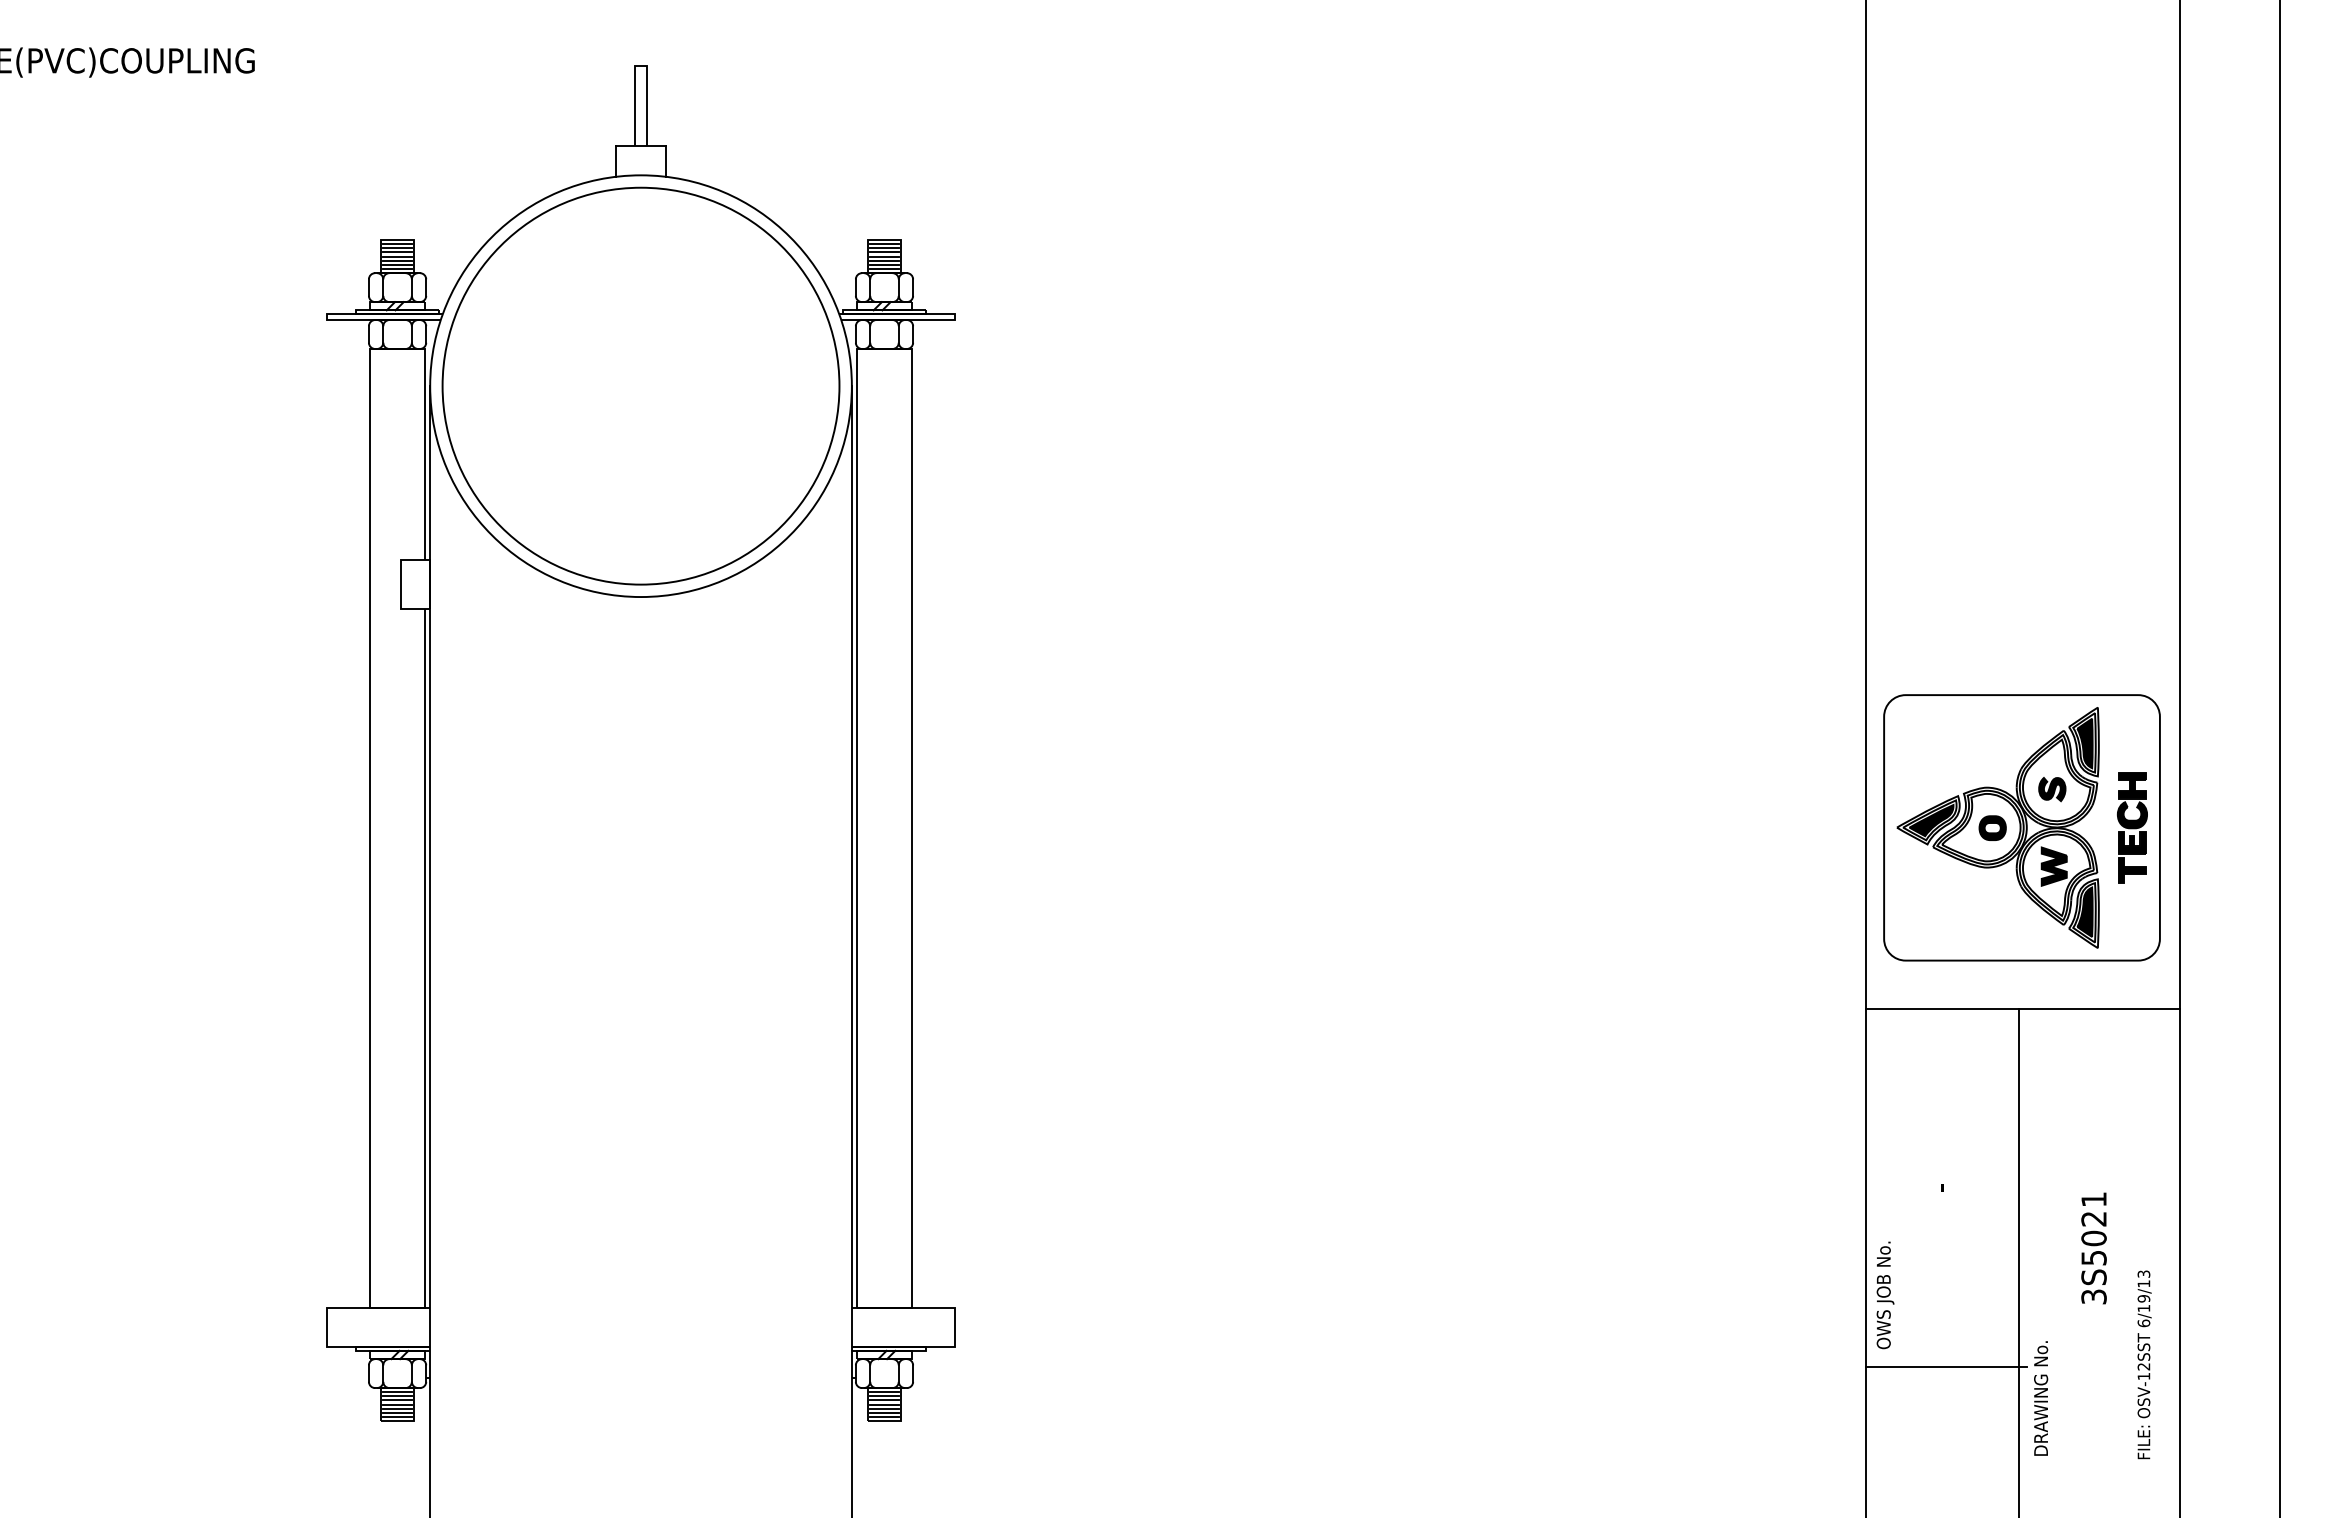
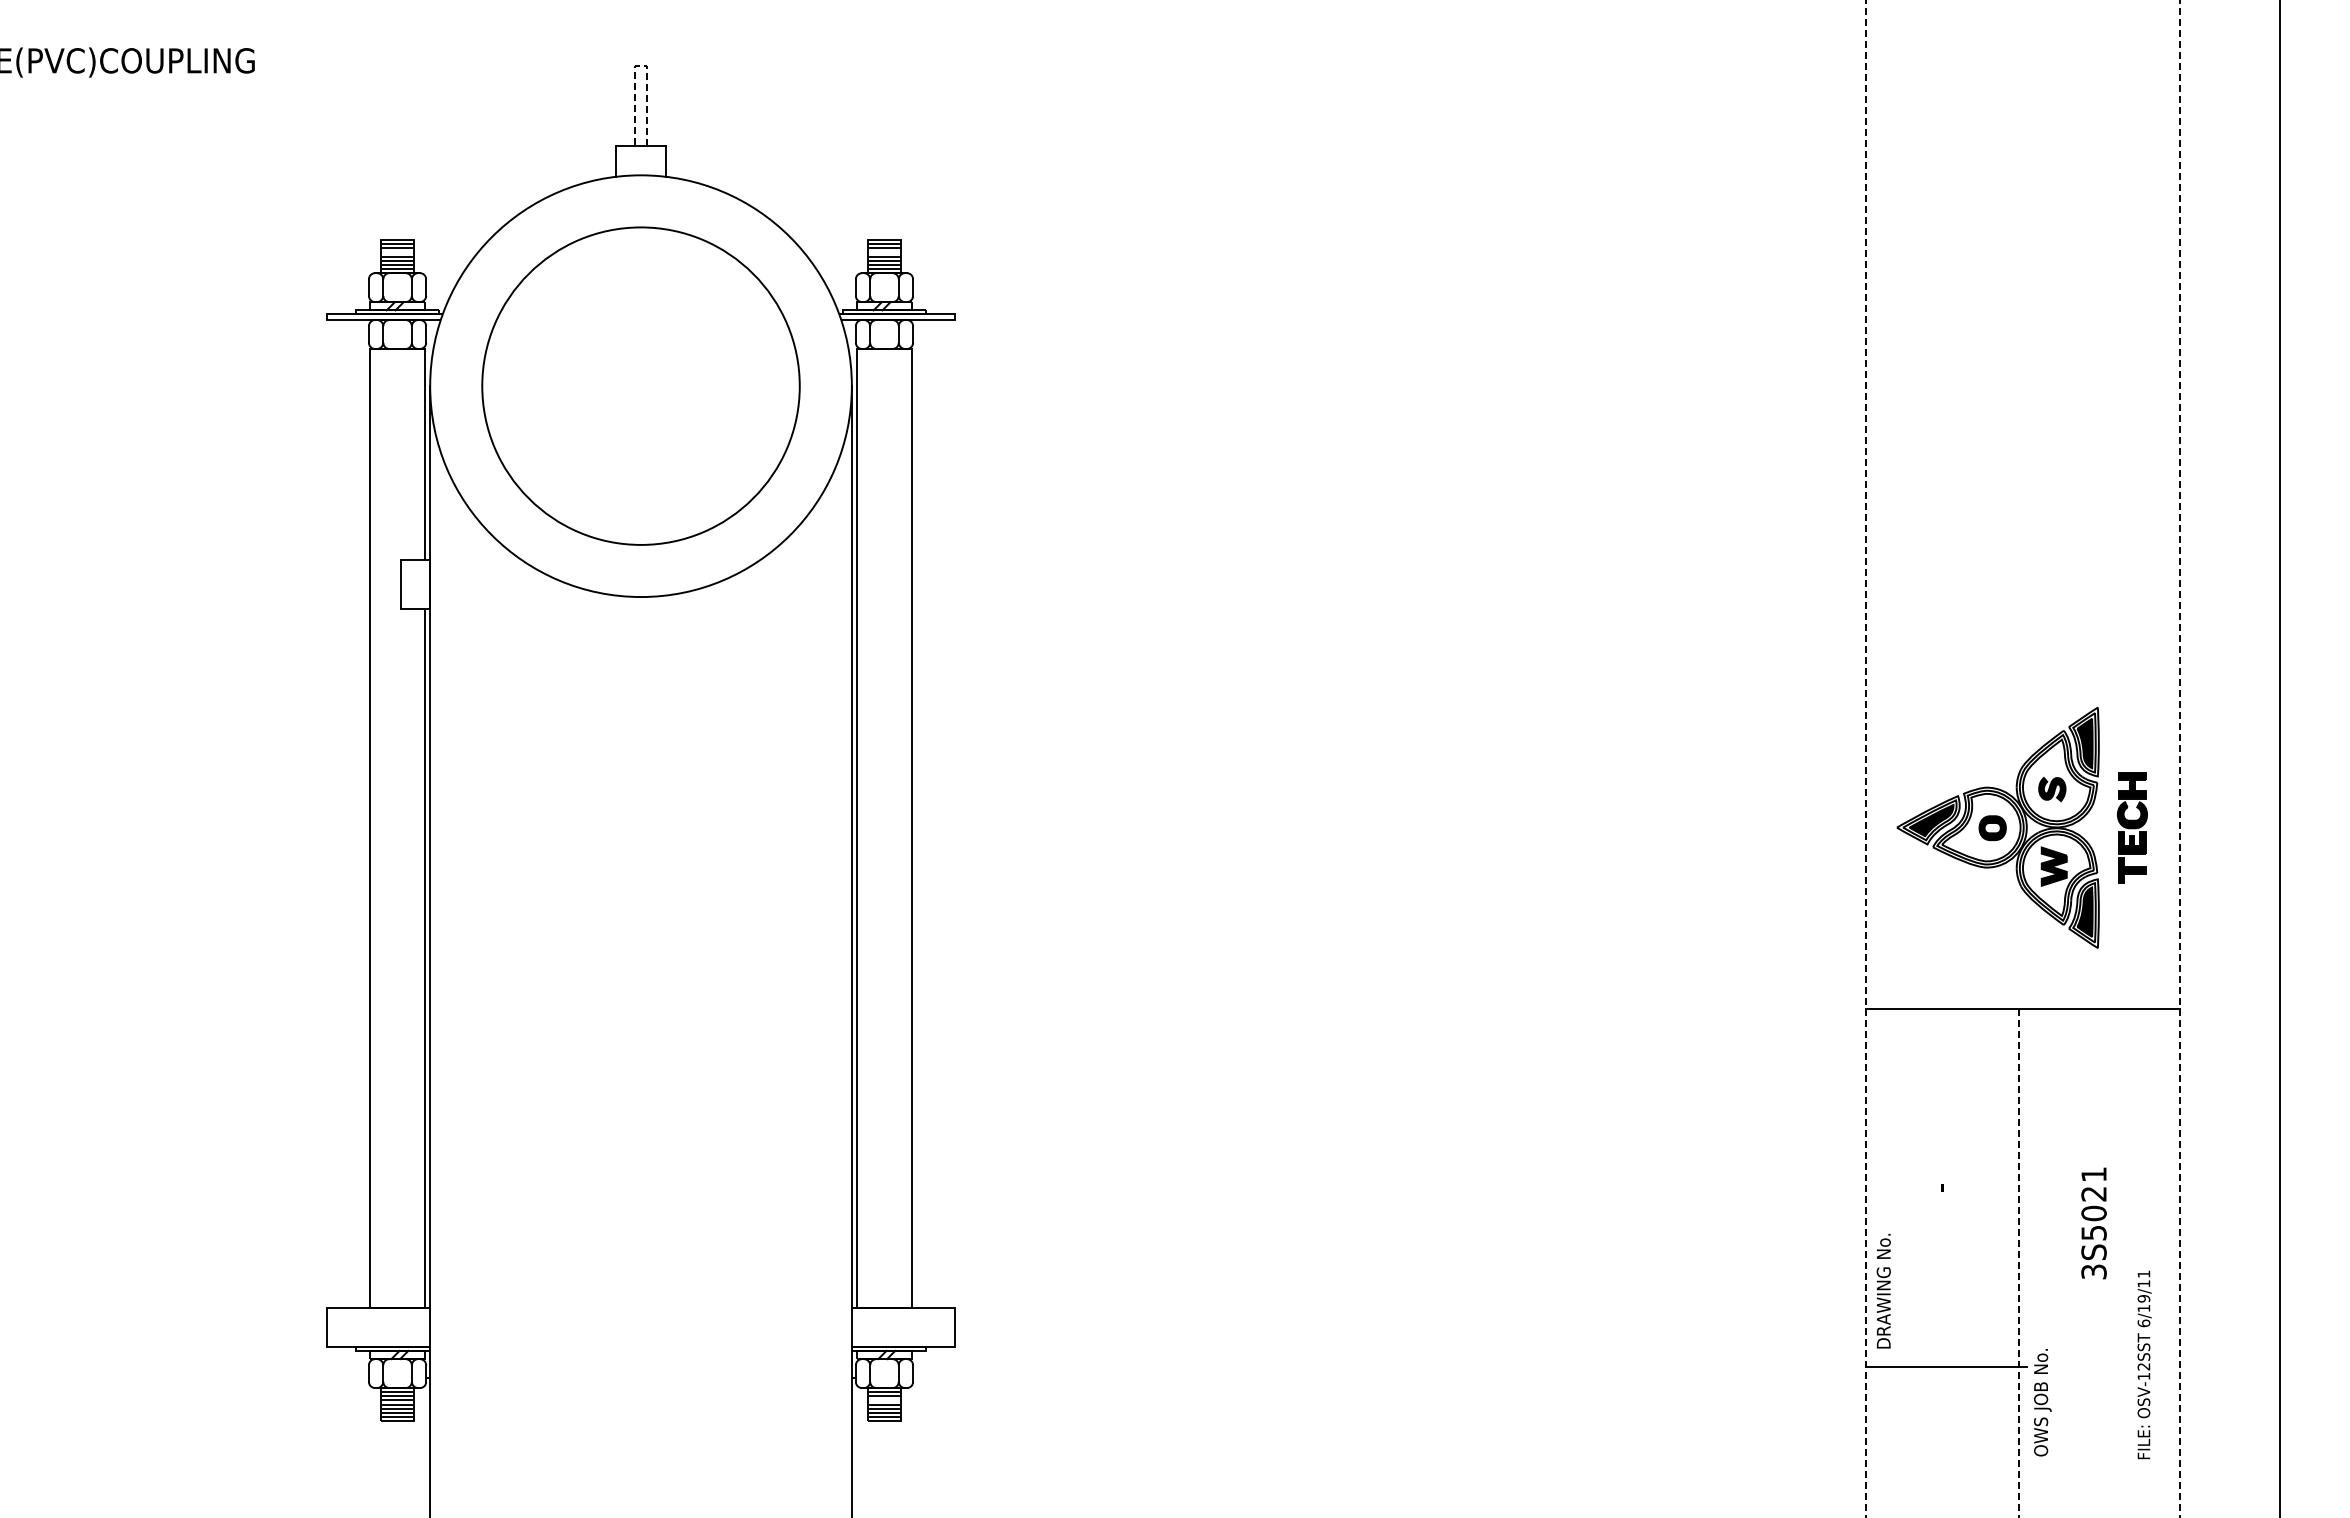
line: solid -> dashed (640, 65)
line: present -> none (397, 252)
line: present -> none (884, 252)
circle diameter: 397 px -> 318 px (640, 385)
line: solid -> dashed (2179, 758)
line: solid -> dashed (1865, 759)
part: present -> none (2021, 827)
text position: (2093, 1248) -> (2093, 1223) (2093, 1223)
line: solid -> dashed (2018, 1263)
text: 6/19/13 -> 6/19/11 (2143, 1273)
text: OWS JOB No. -> DRAWING No. (1885, 1291)
text: DRAWING No. -> OWS JOB No. (2042, 1398)
line: present -> none (884, 1400)
